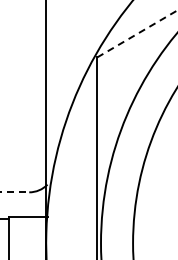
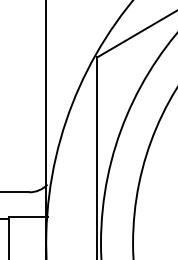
line: dashed -> solid (137, 33)
line: dashed -> solid (15, 192)
